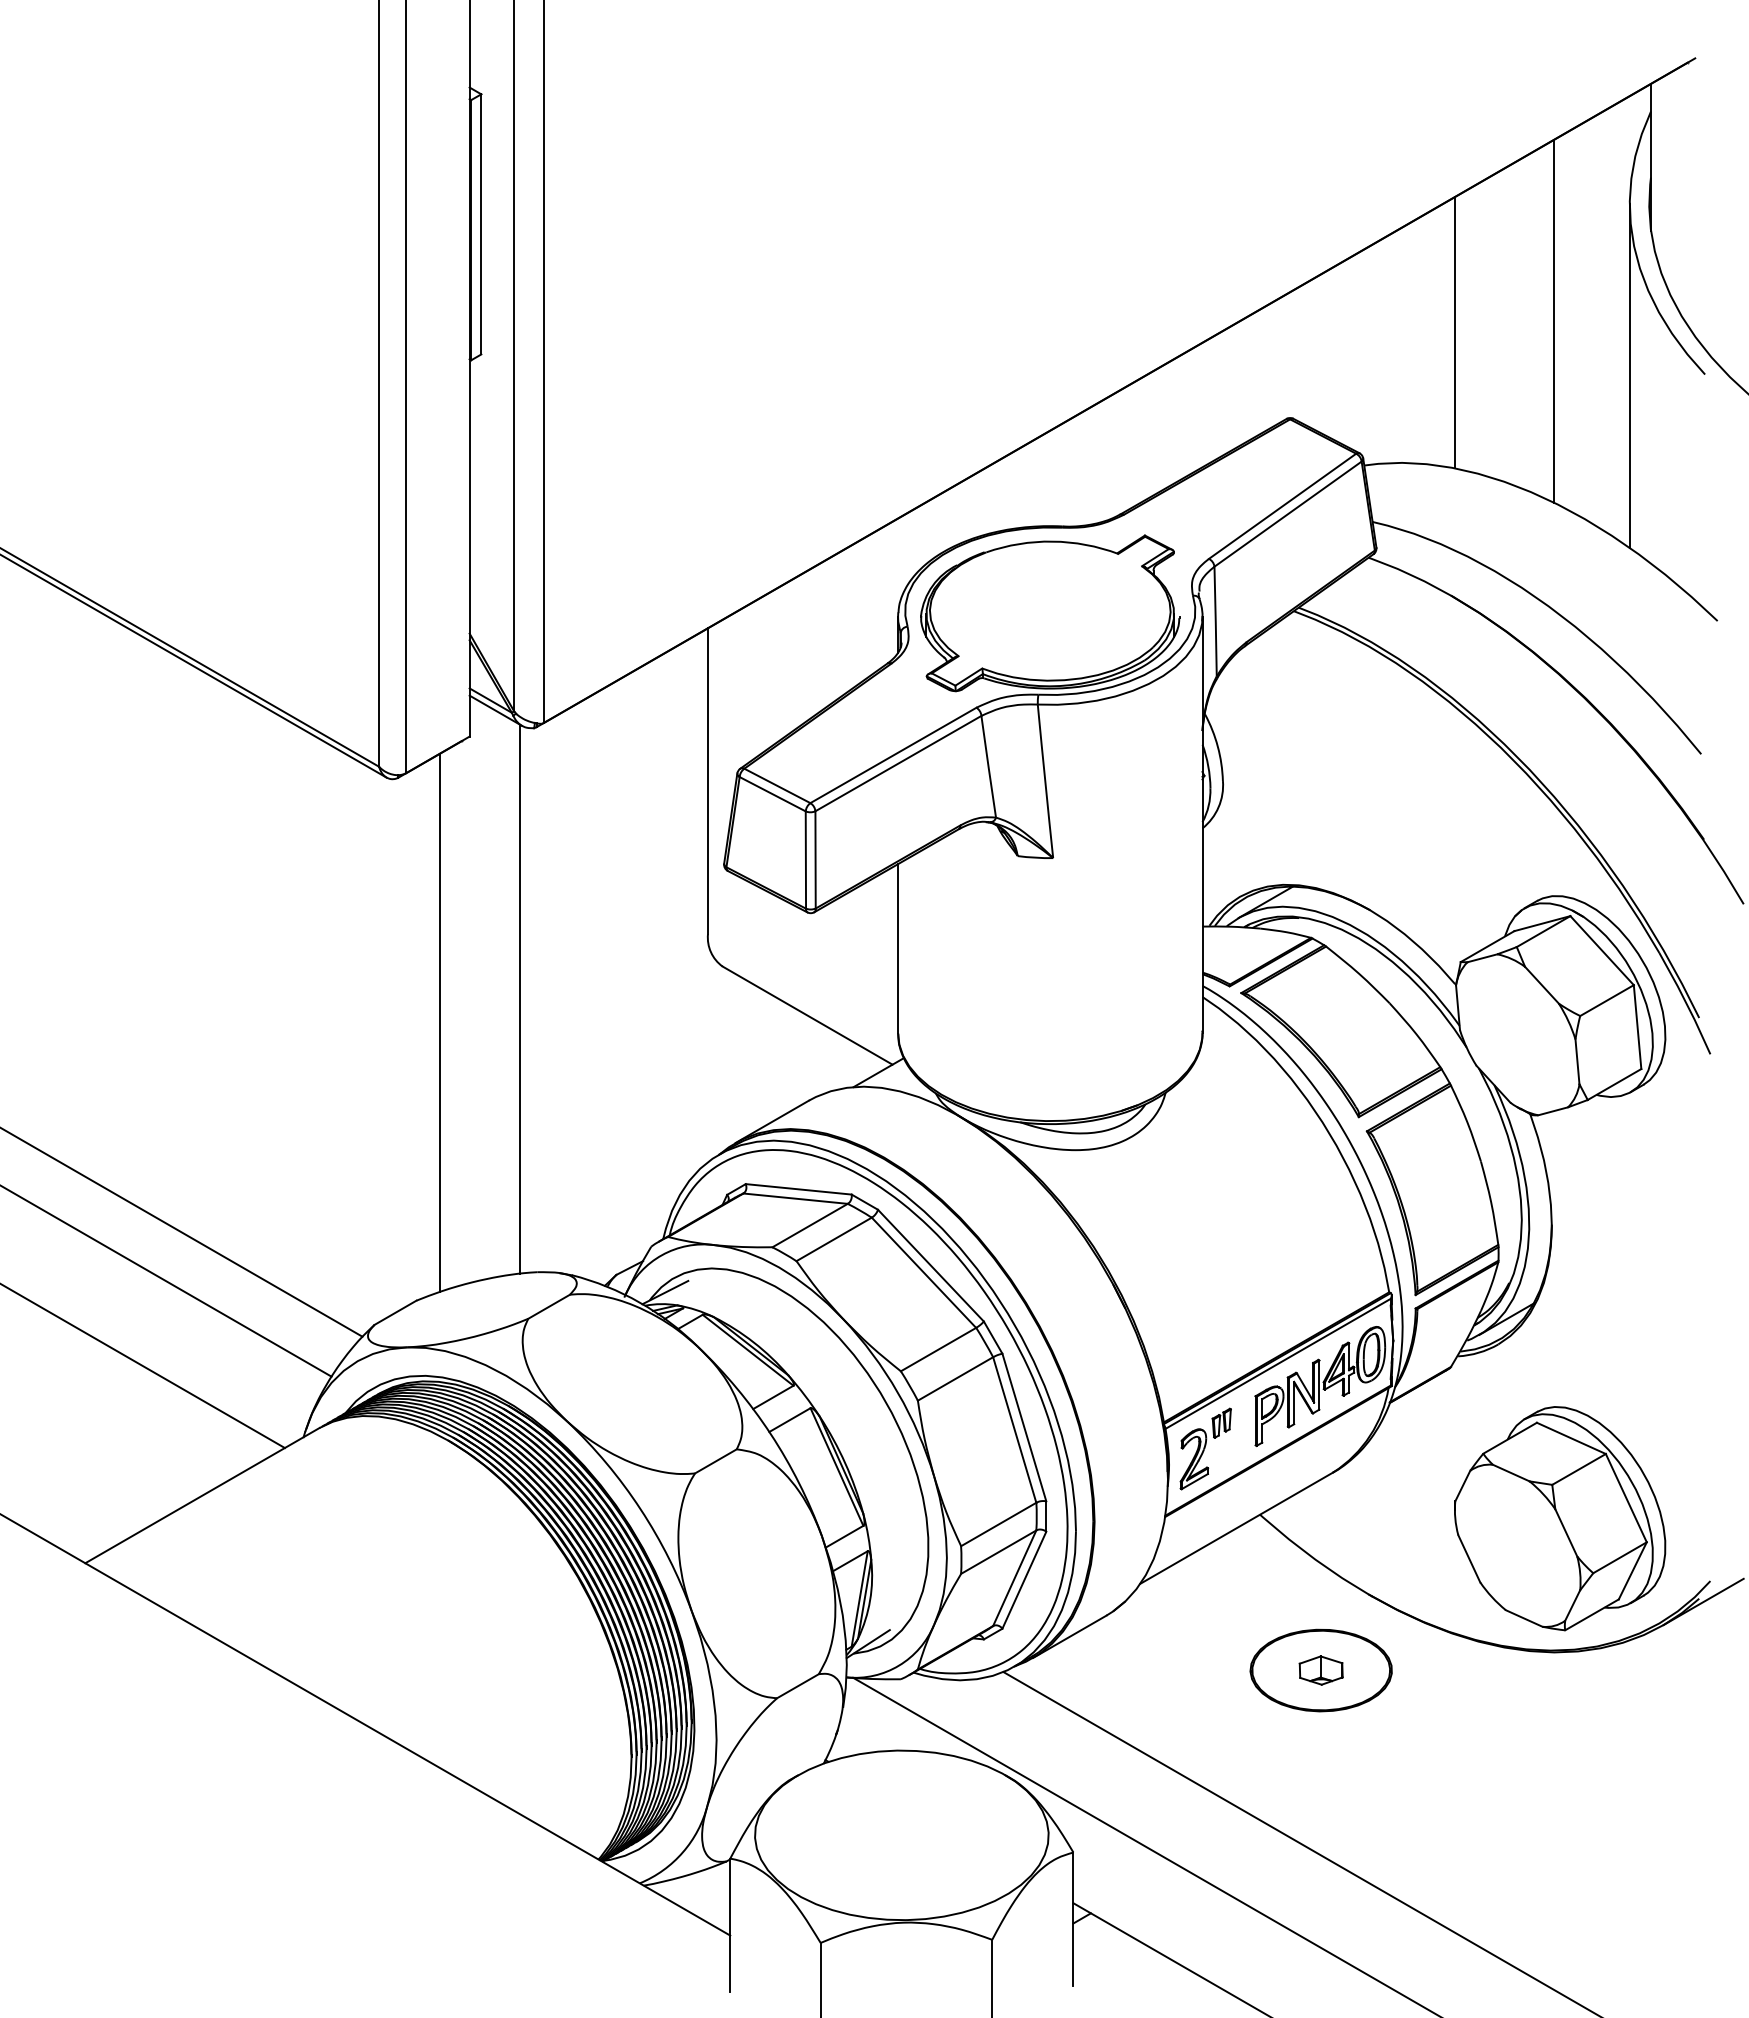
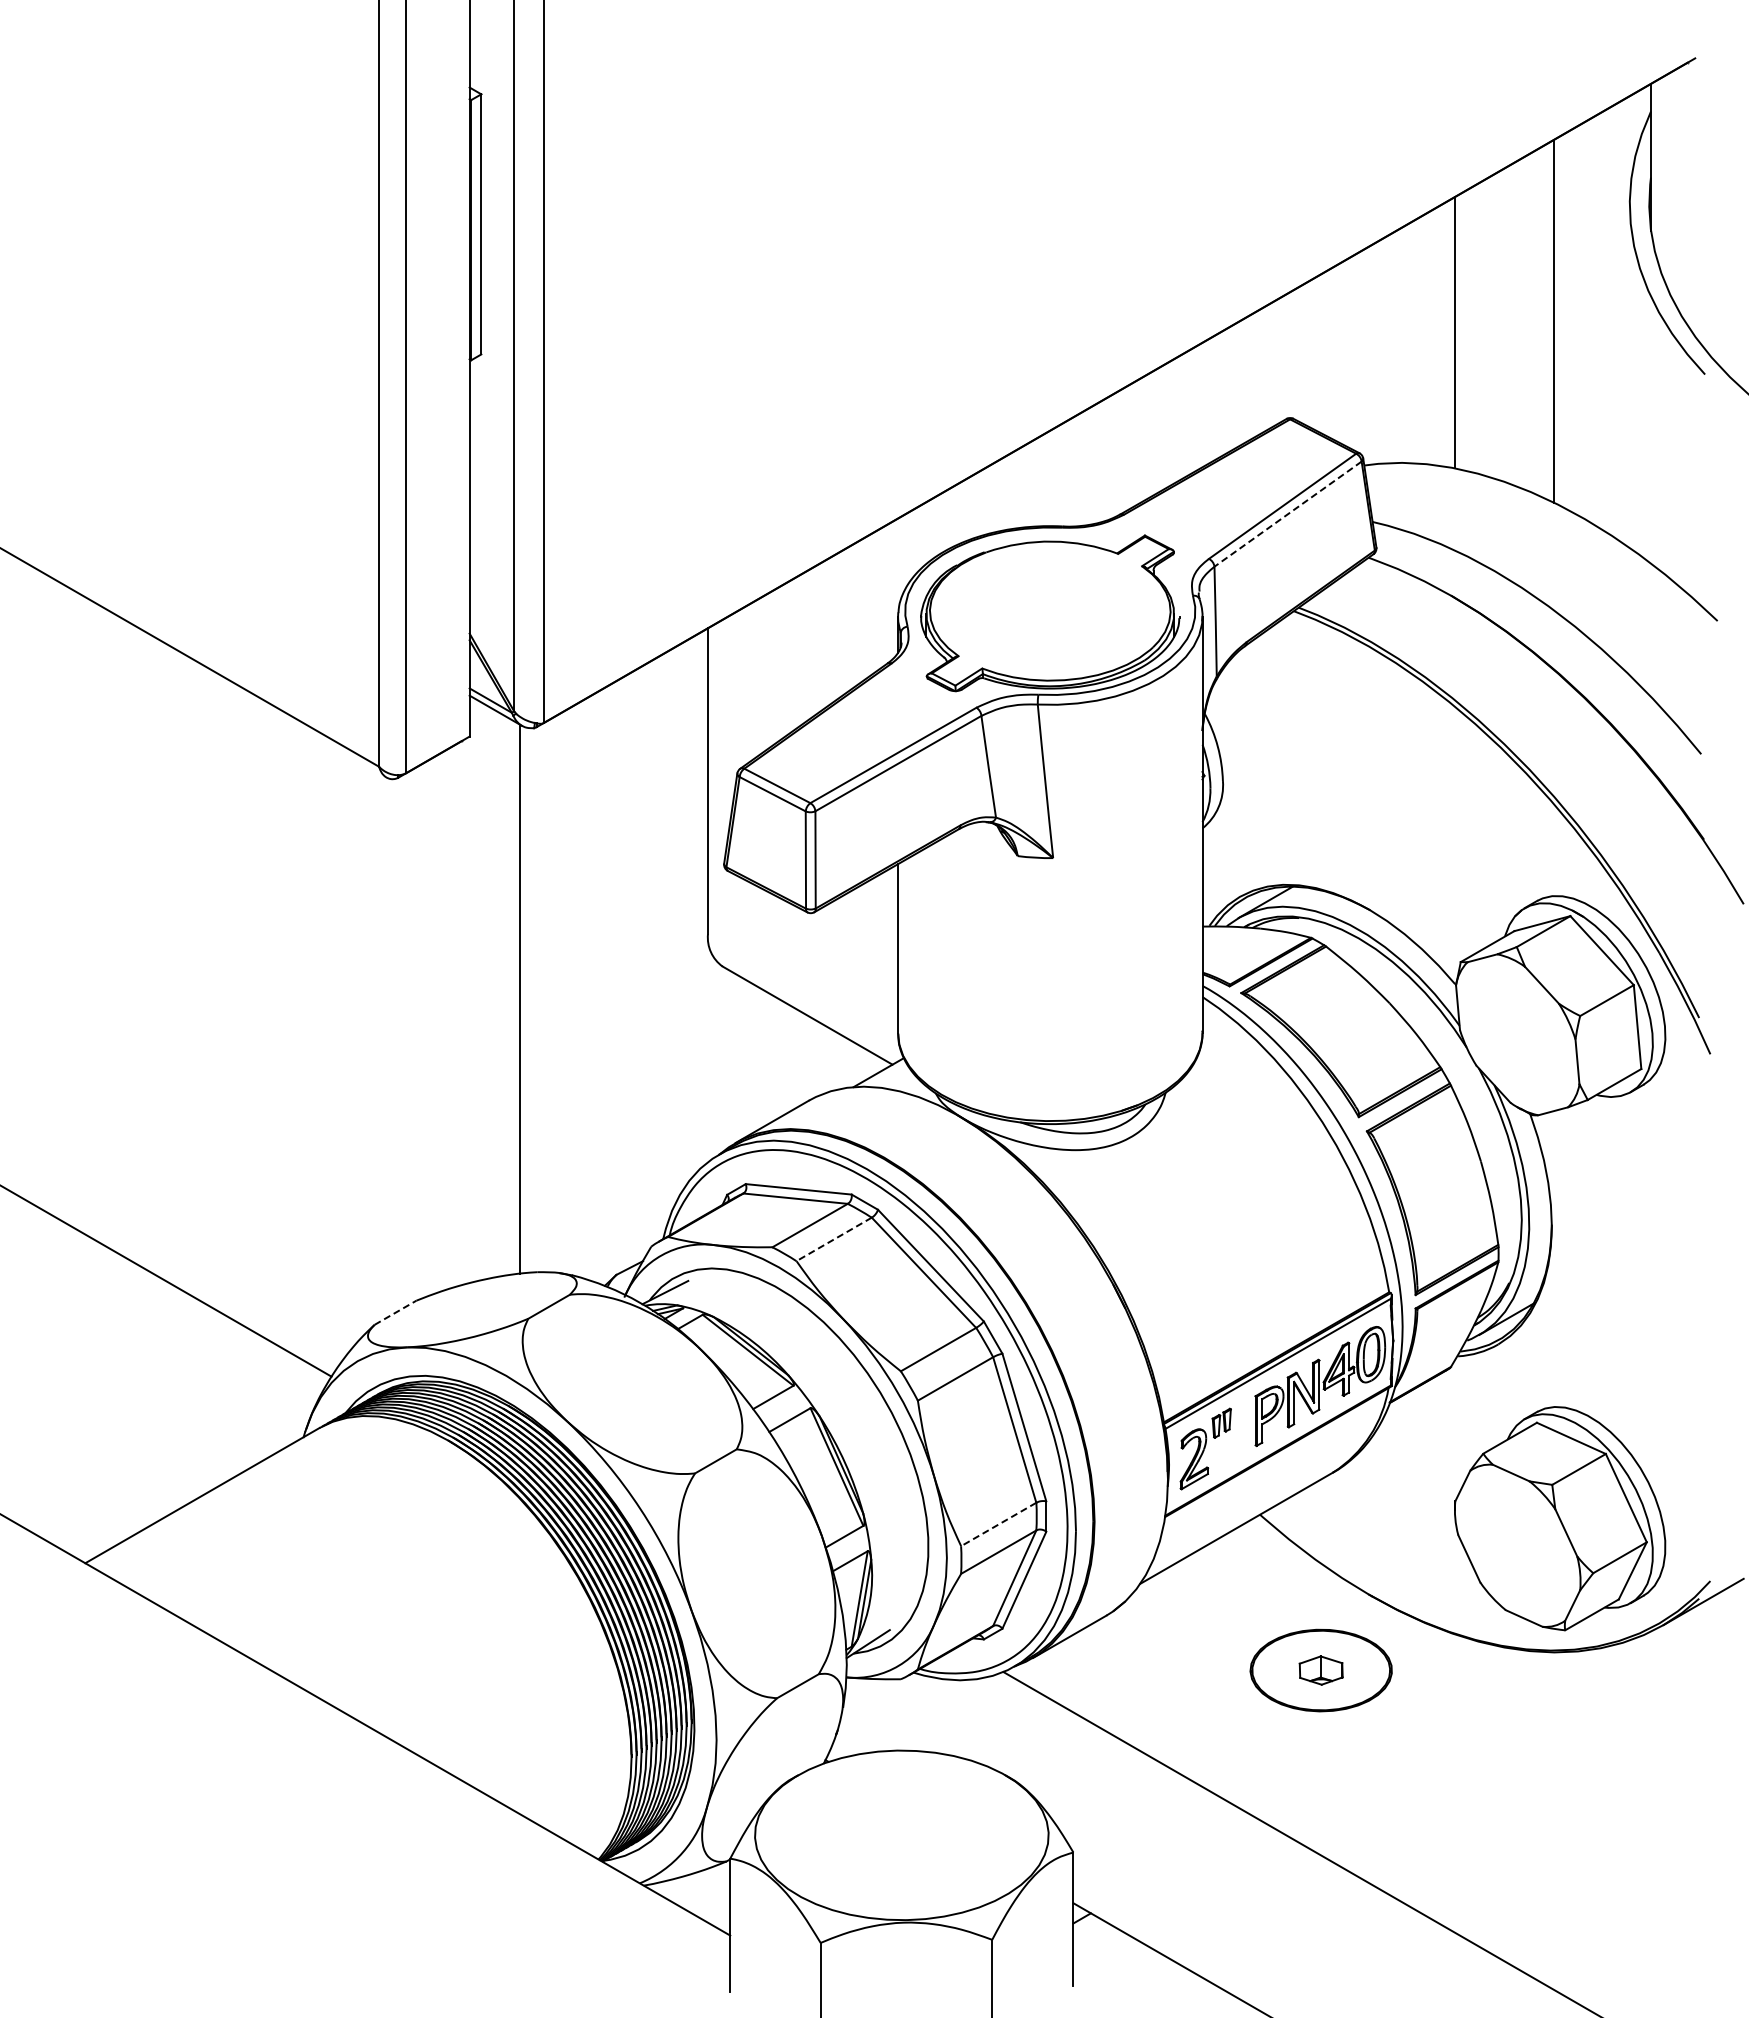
line: present -> none (1629, 375)
line: solid -> dashed (1287, 514)
line: present -> none (194, 666)
line: present -> none (440, 1022)
line: present -> none (182, 1232)
line: solid -> dashed (833, 1239)
line: solid -> dashed (395, 1312)
line: present -> none (143, 1366)
line: solid -> dashed (998, 1524)
line: present -> none (1145, 1845)
